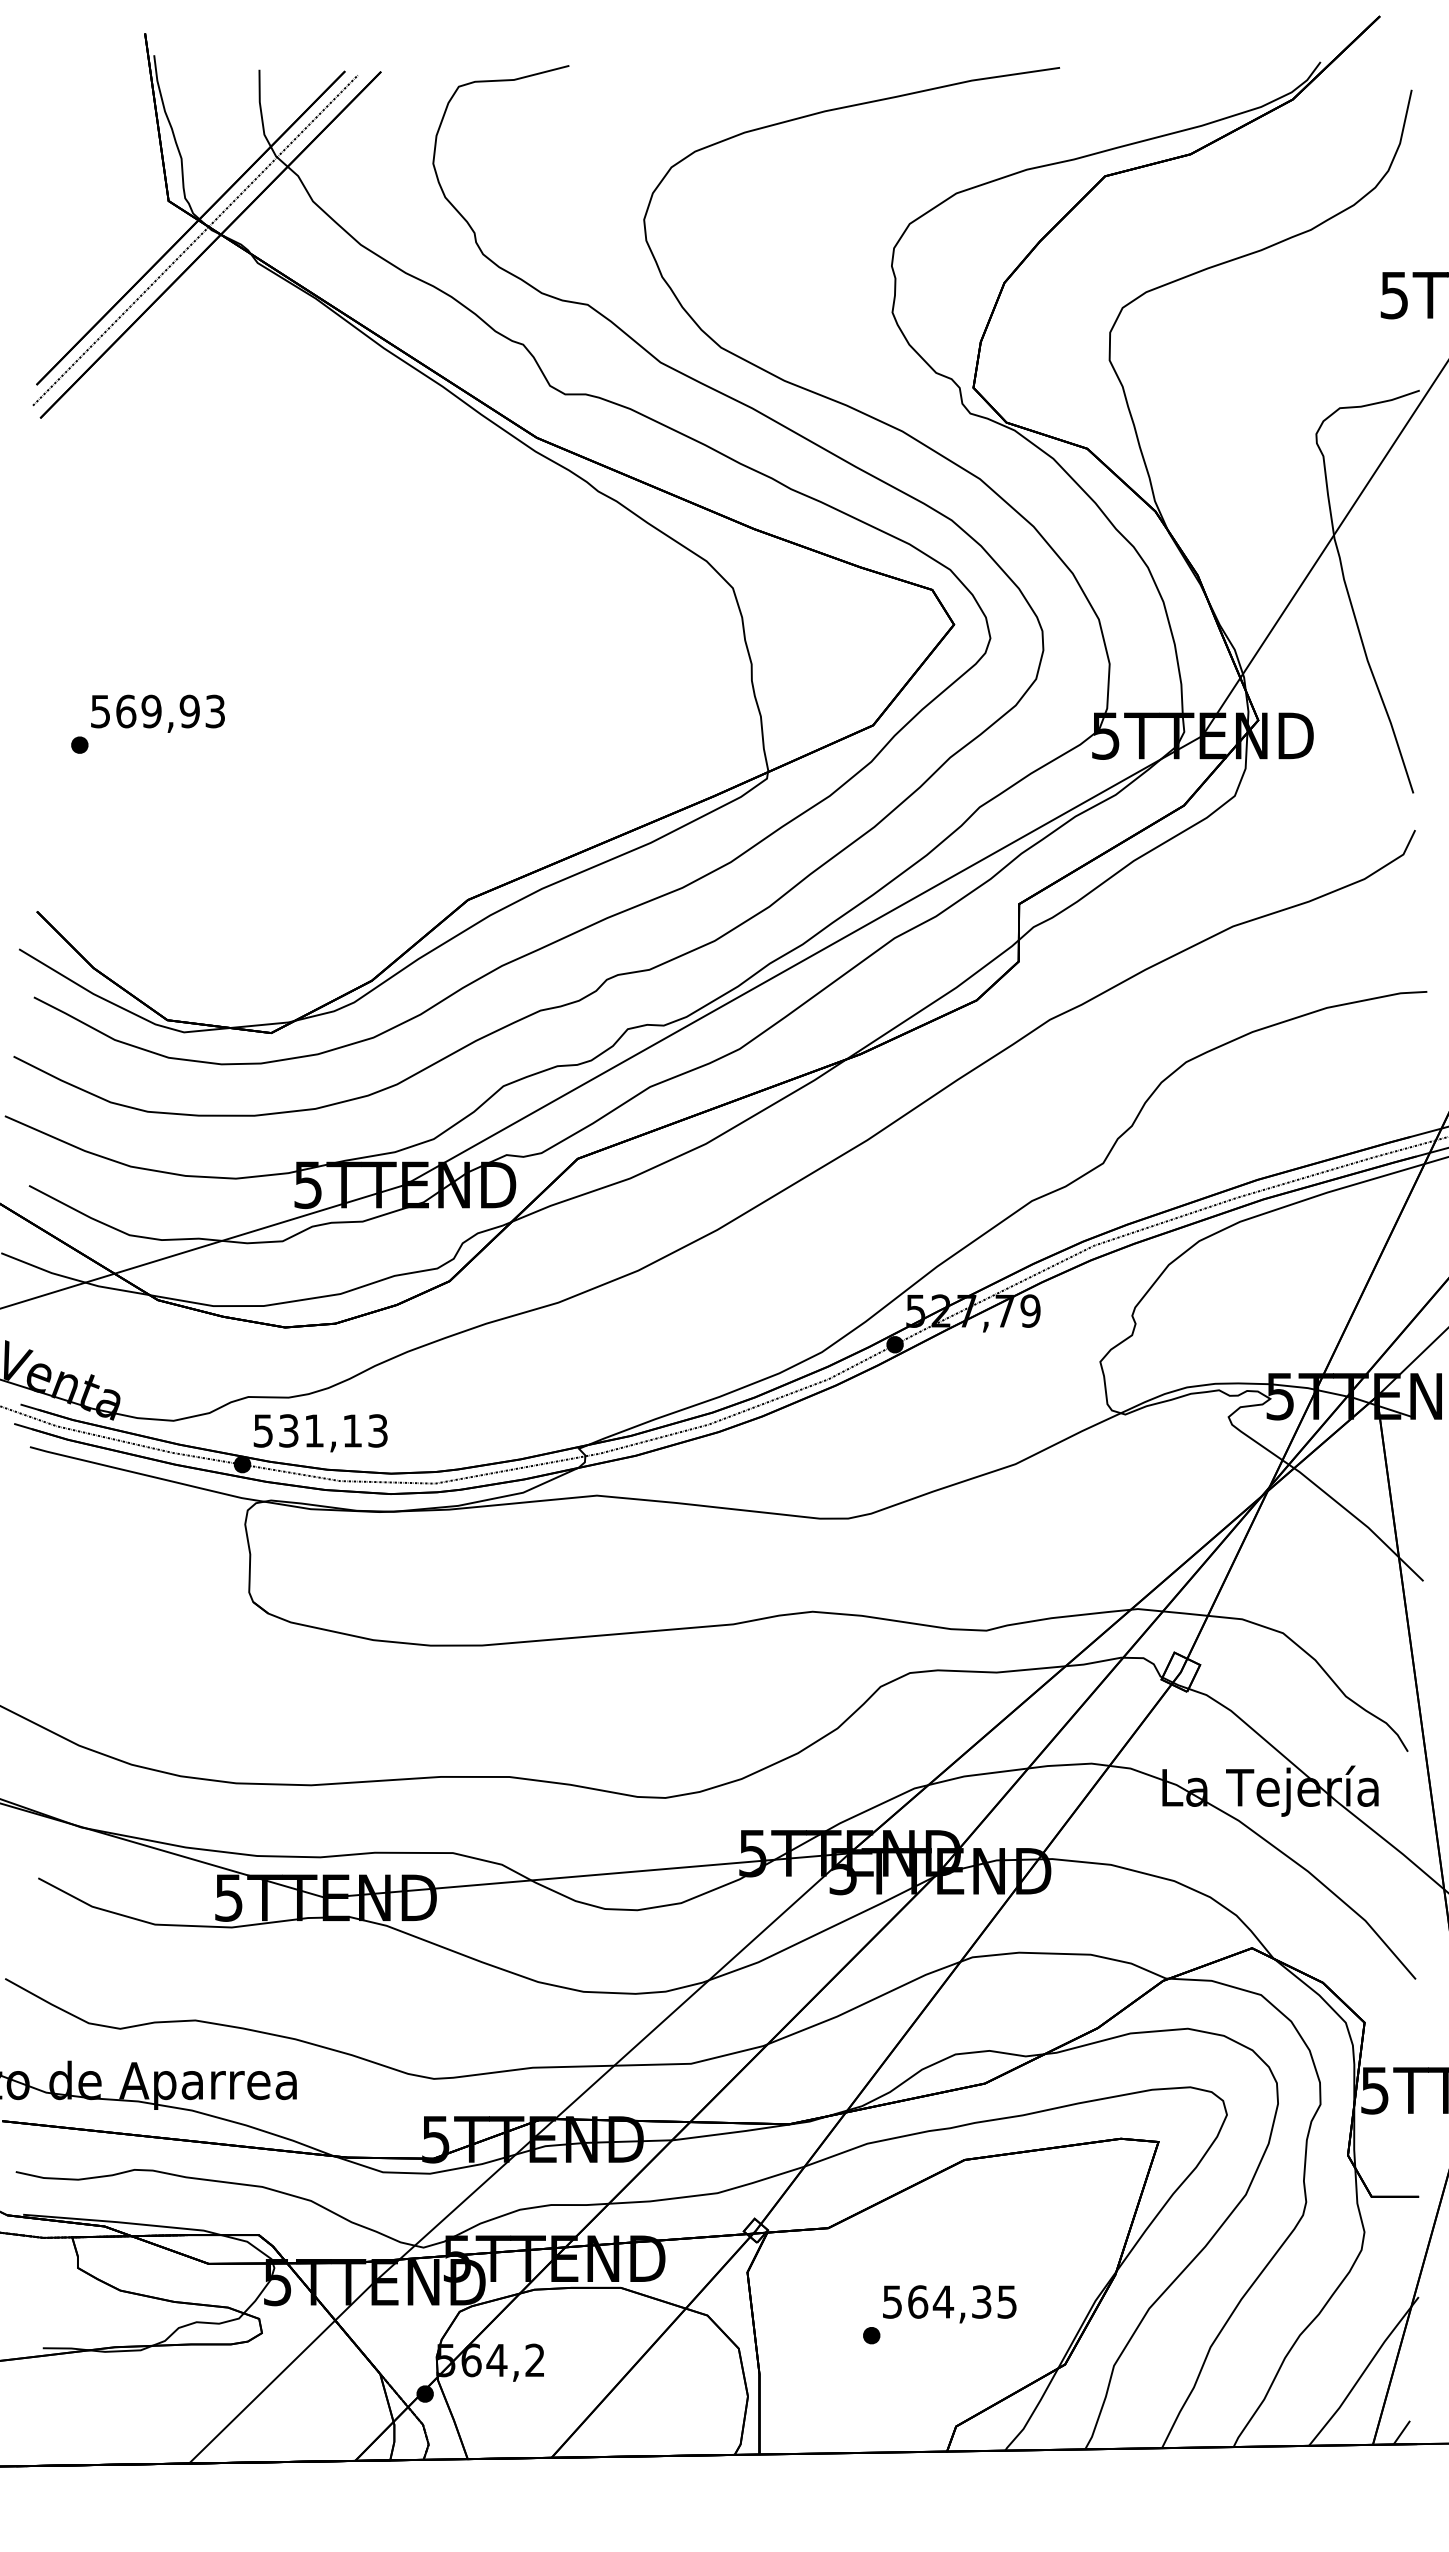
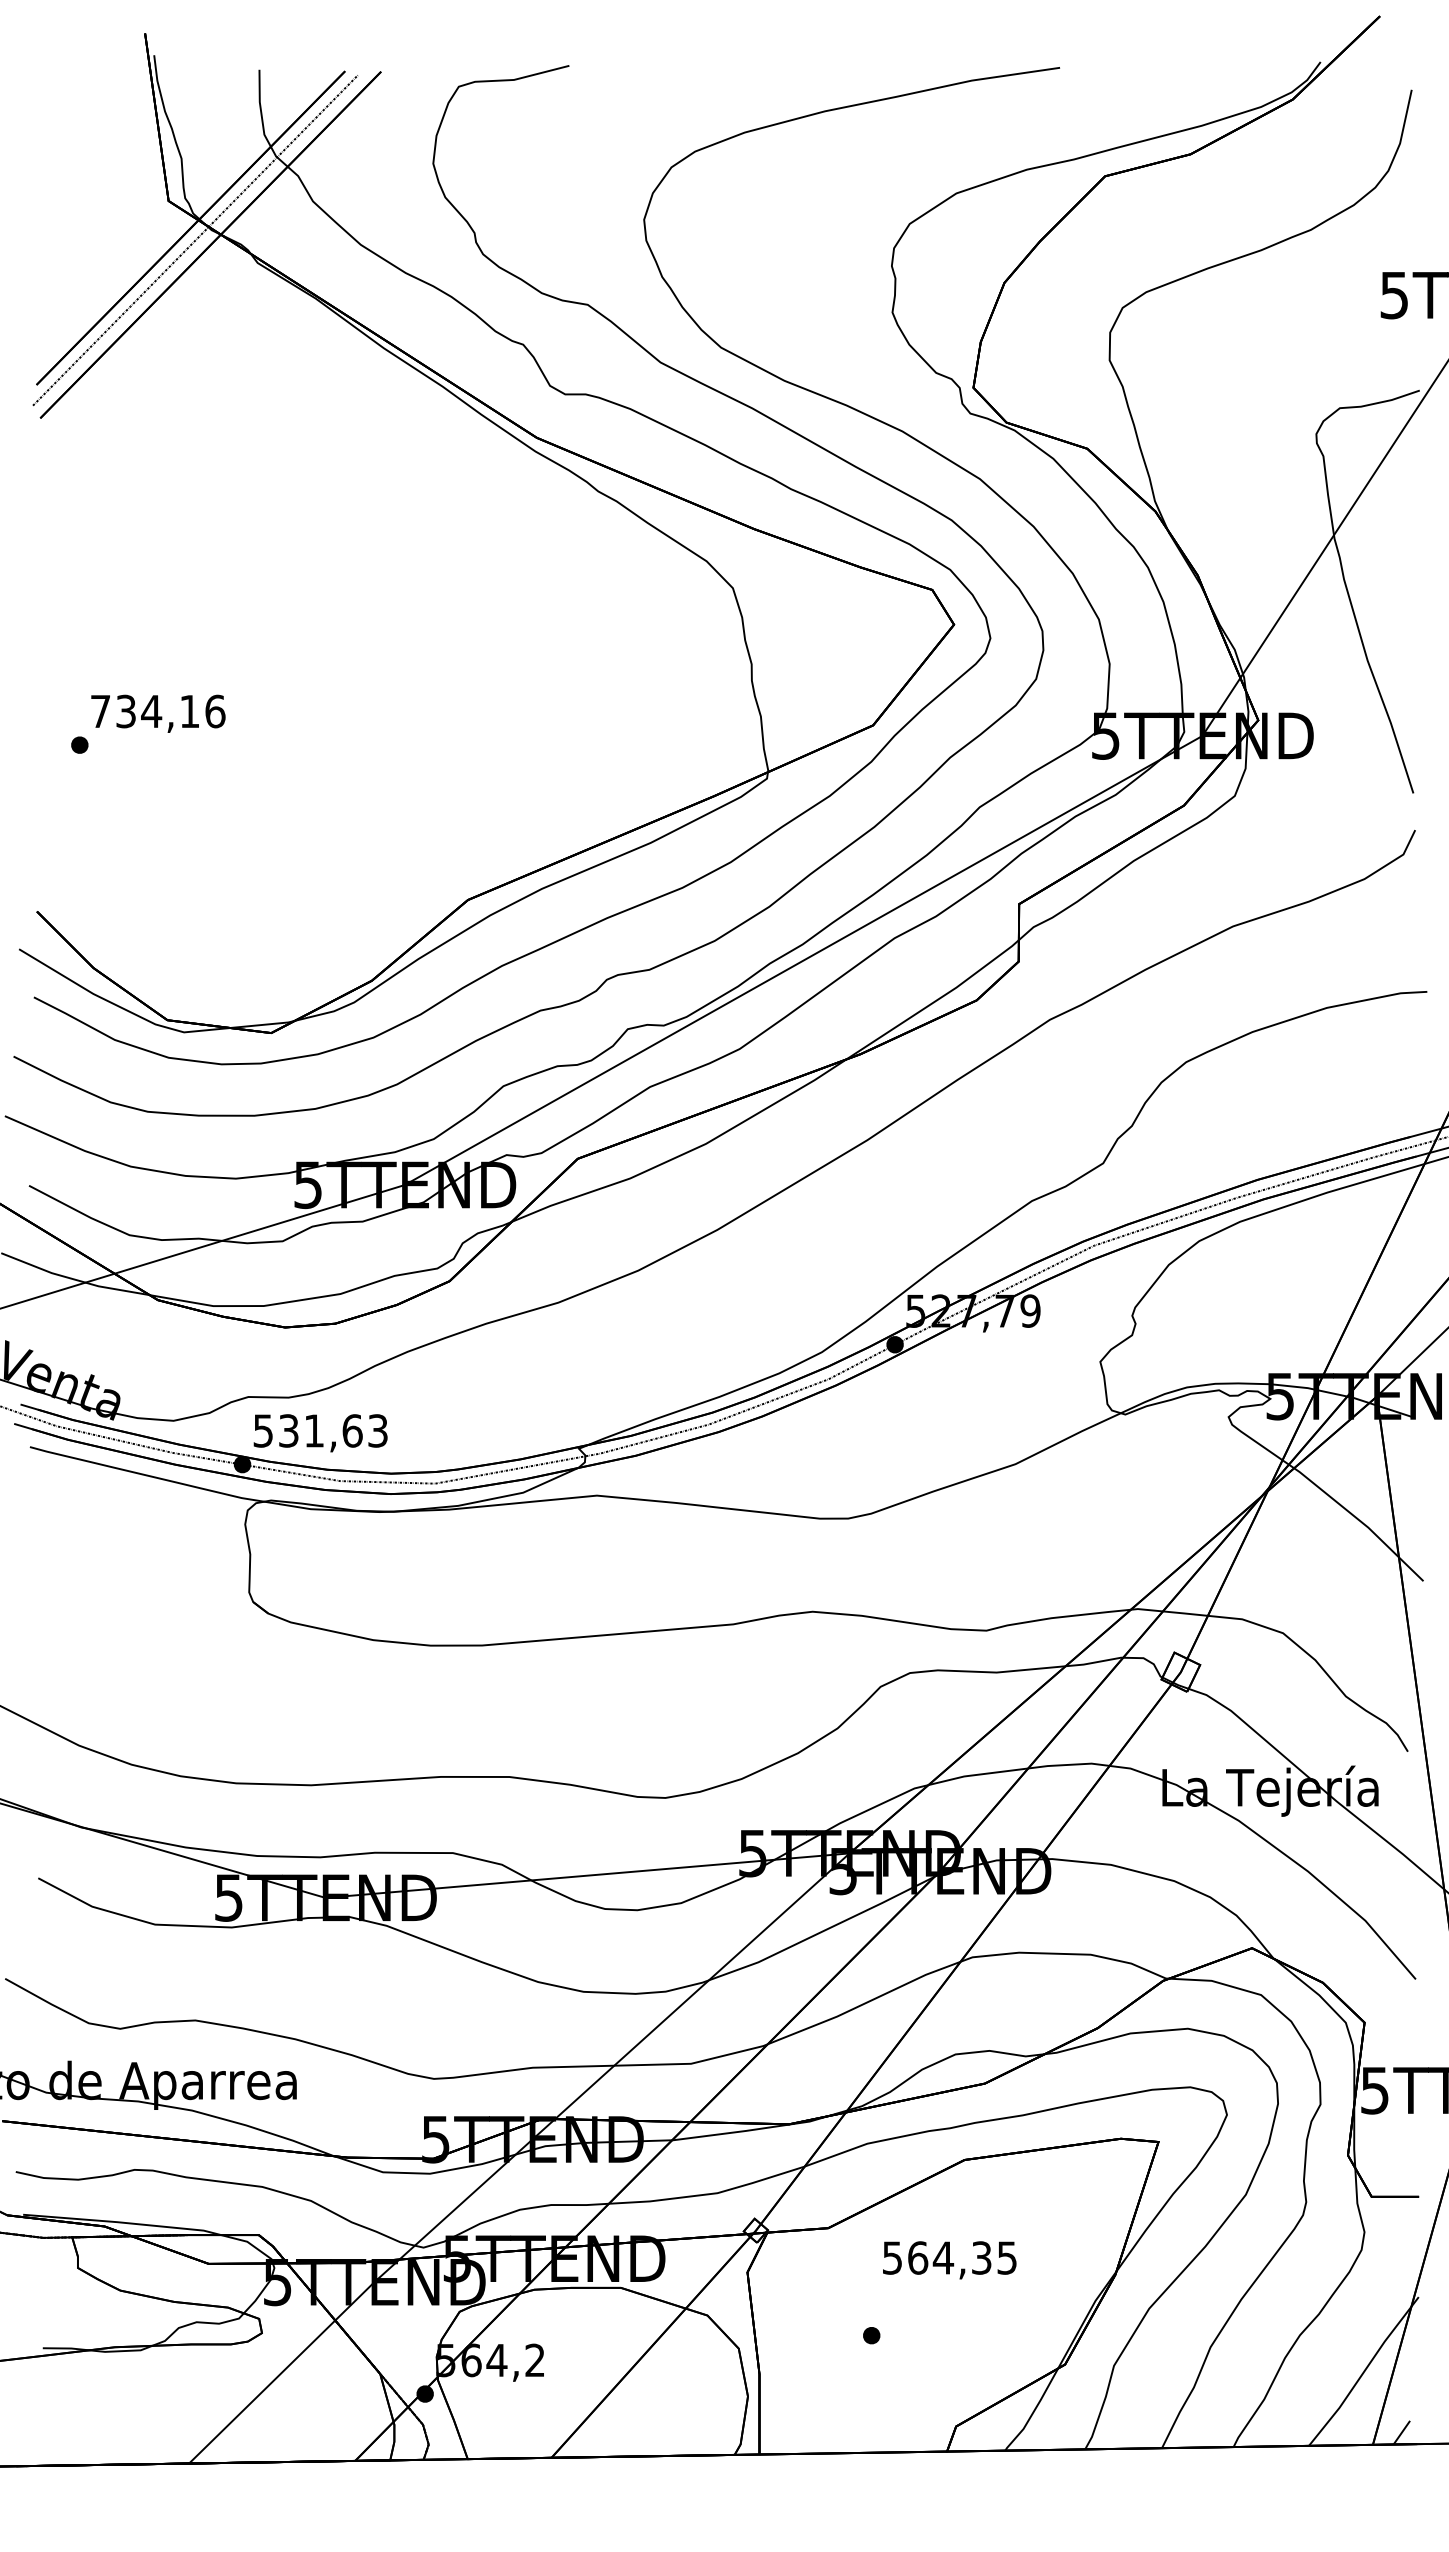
text: 569,93 -> 734,16 (158, 711)
text: 531,13 -> 531,63 (352, 1430)
text position: (949, 2304) -> (949, 2260) (949, 2260)
